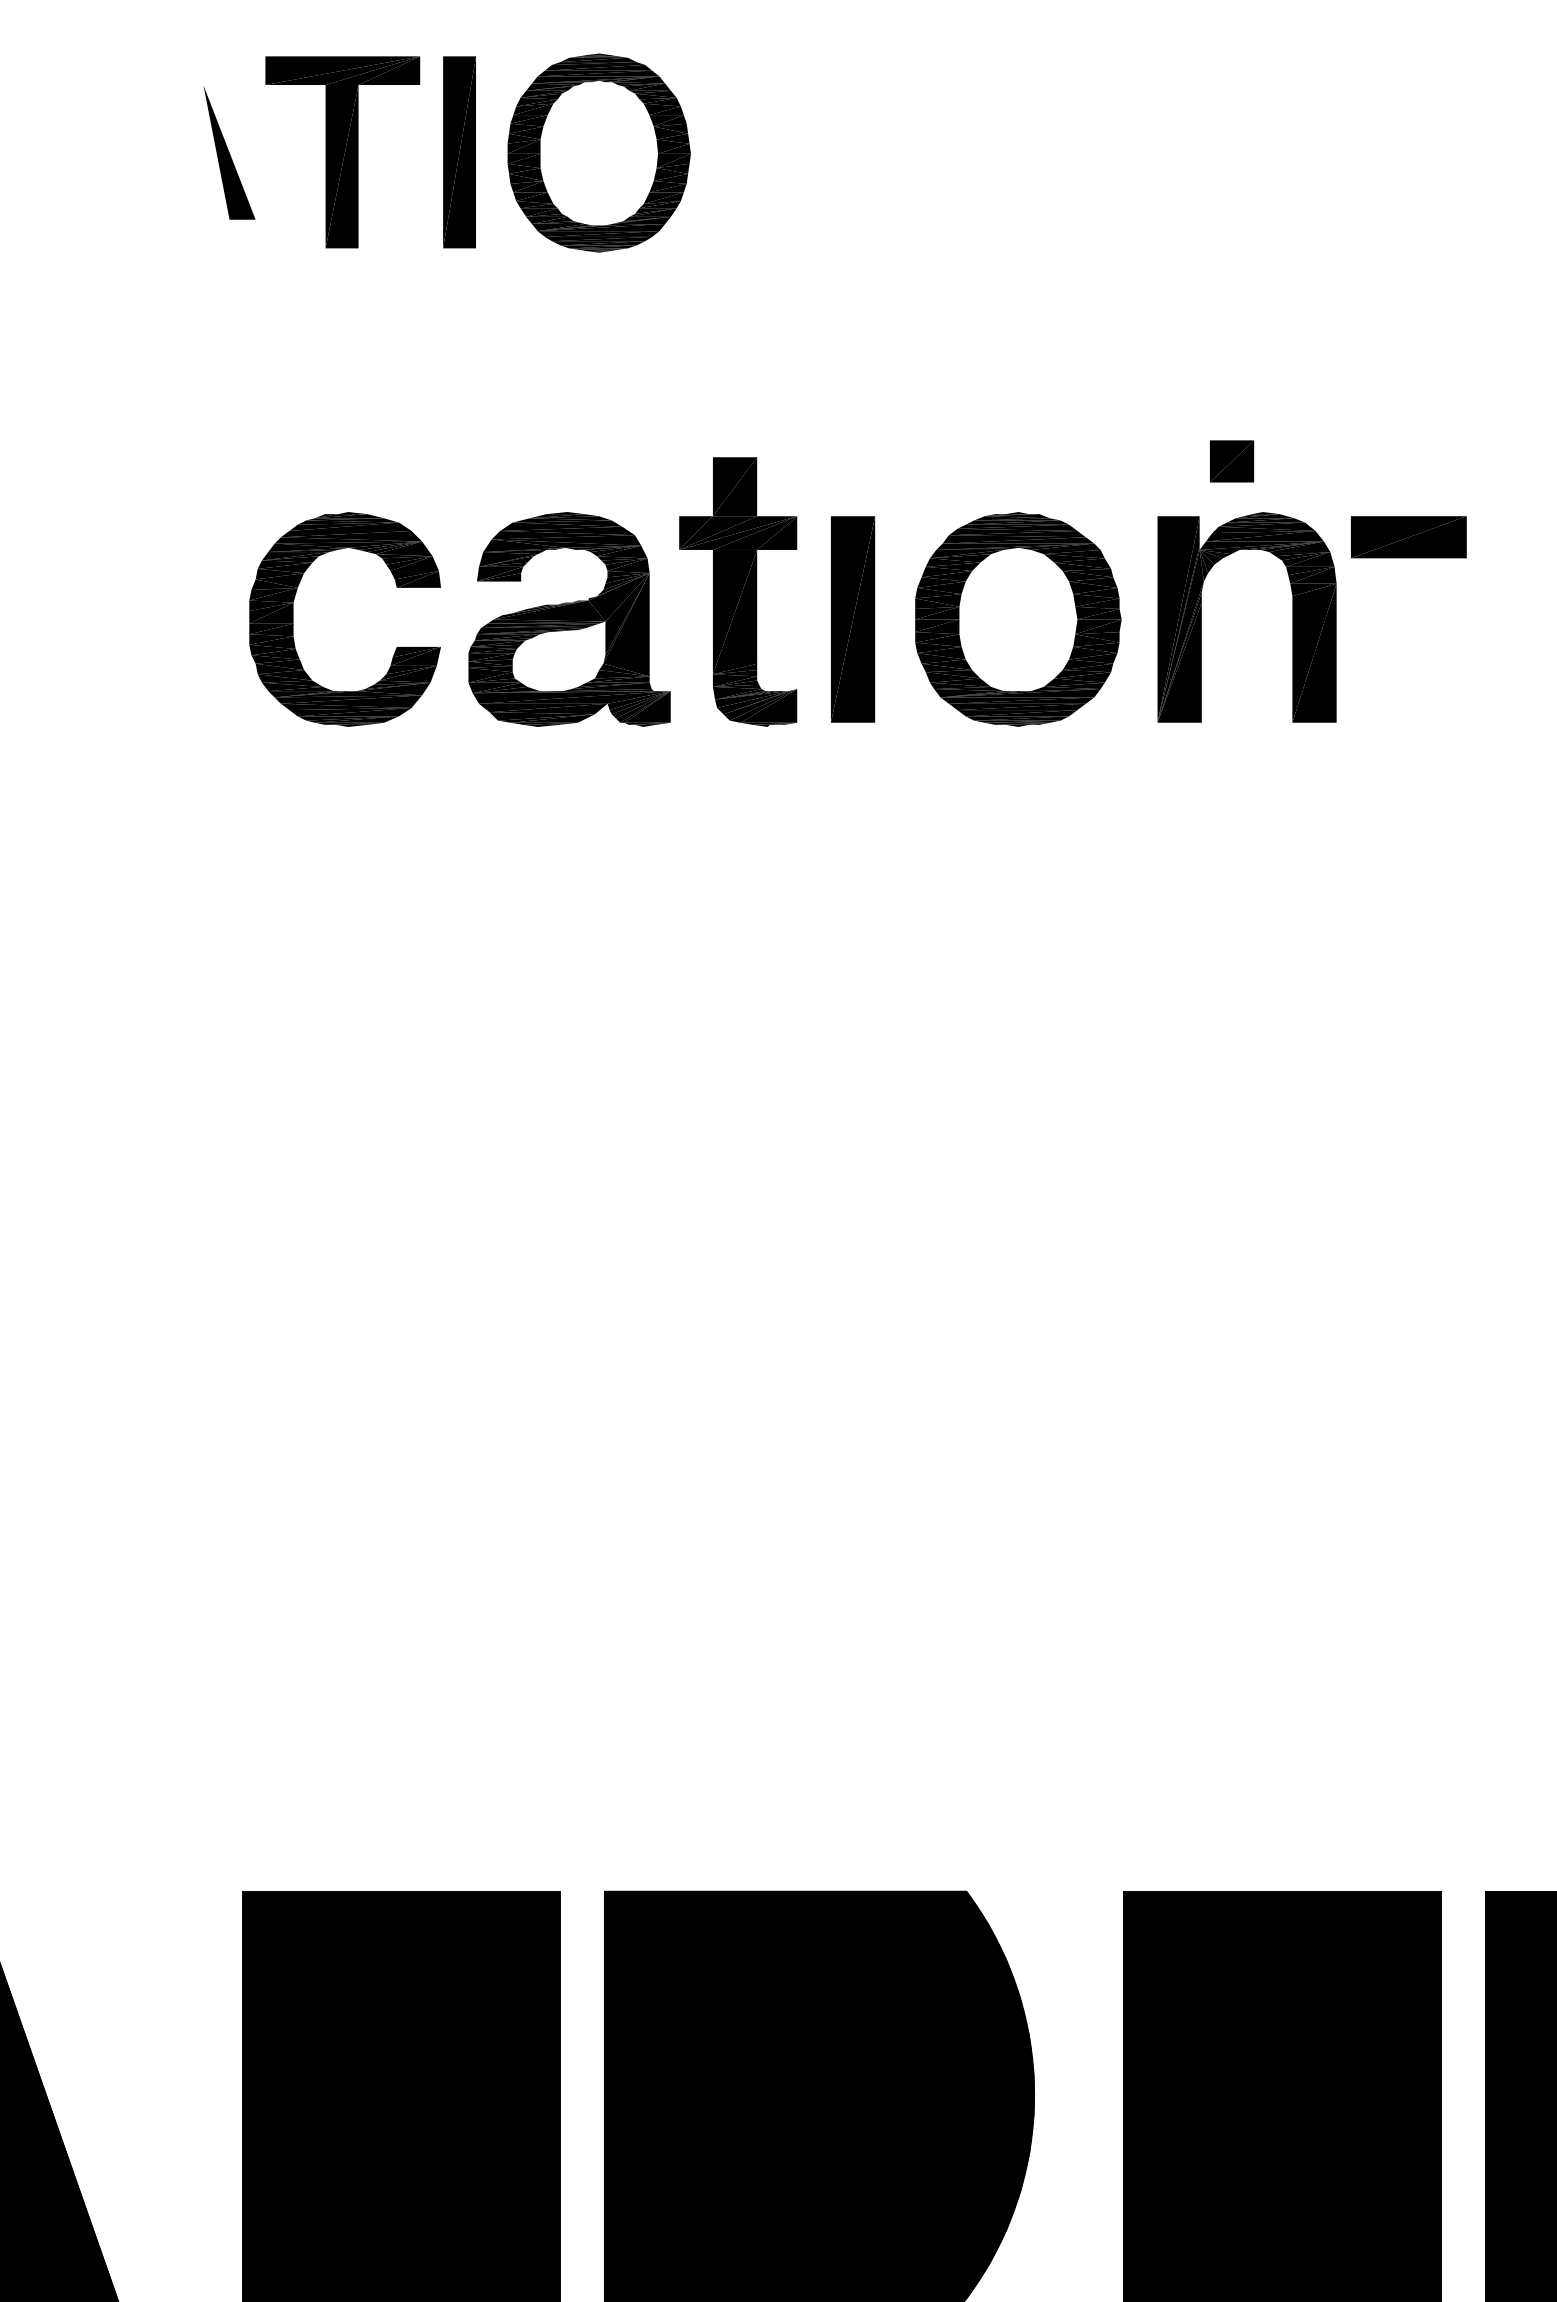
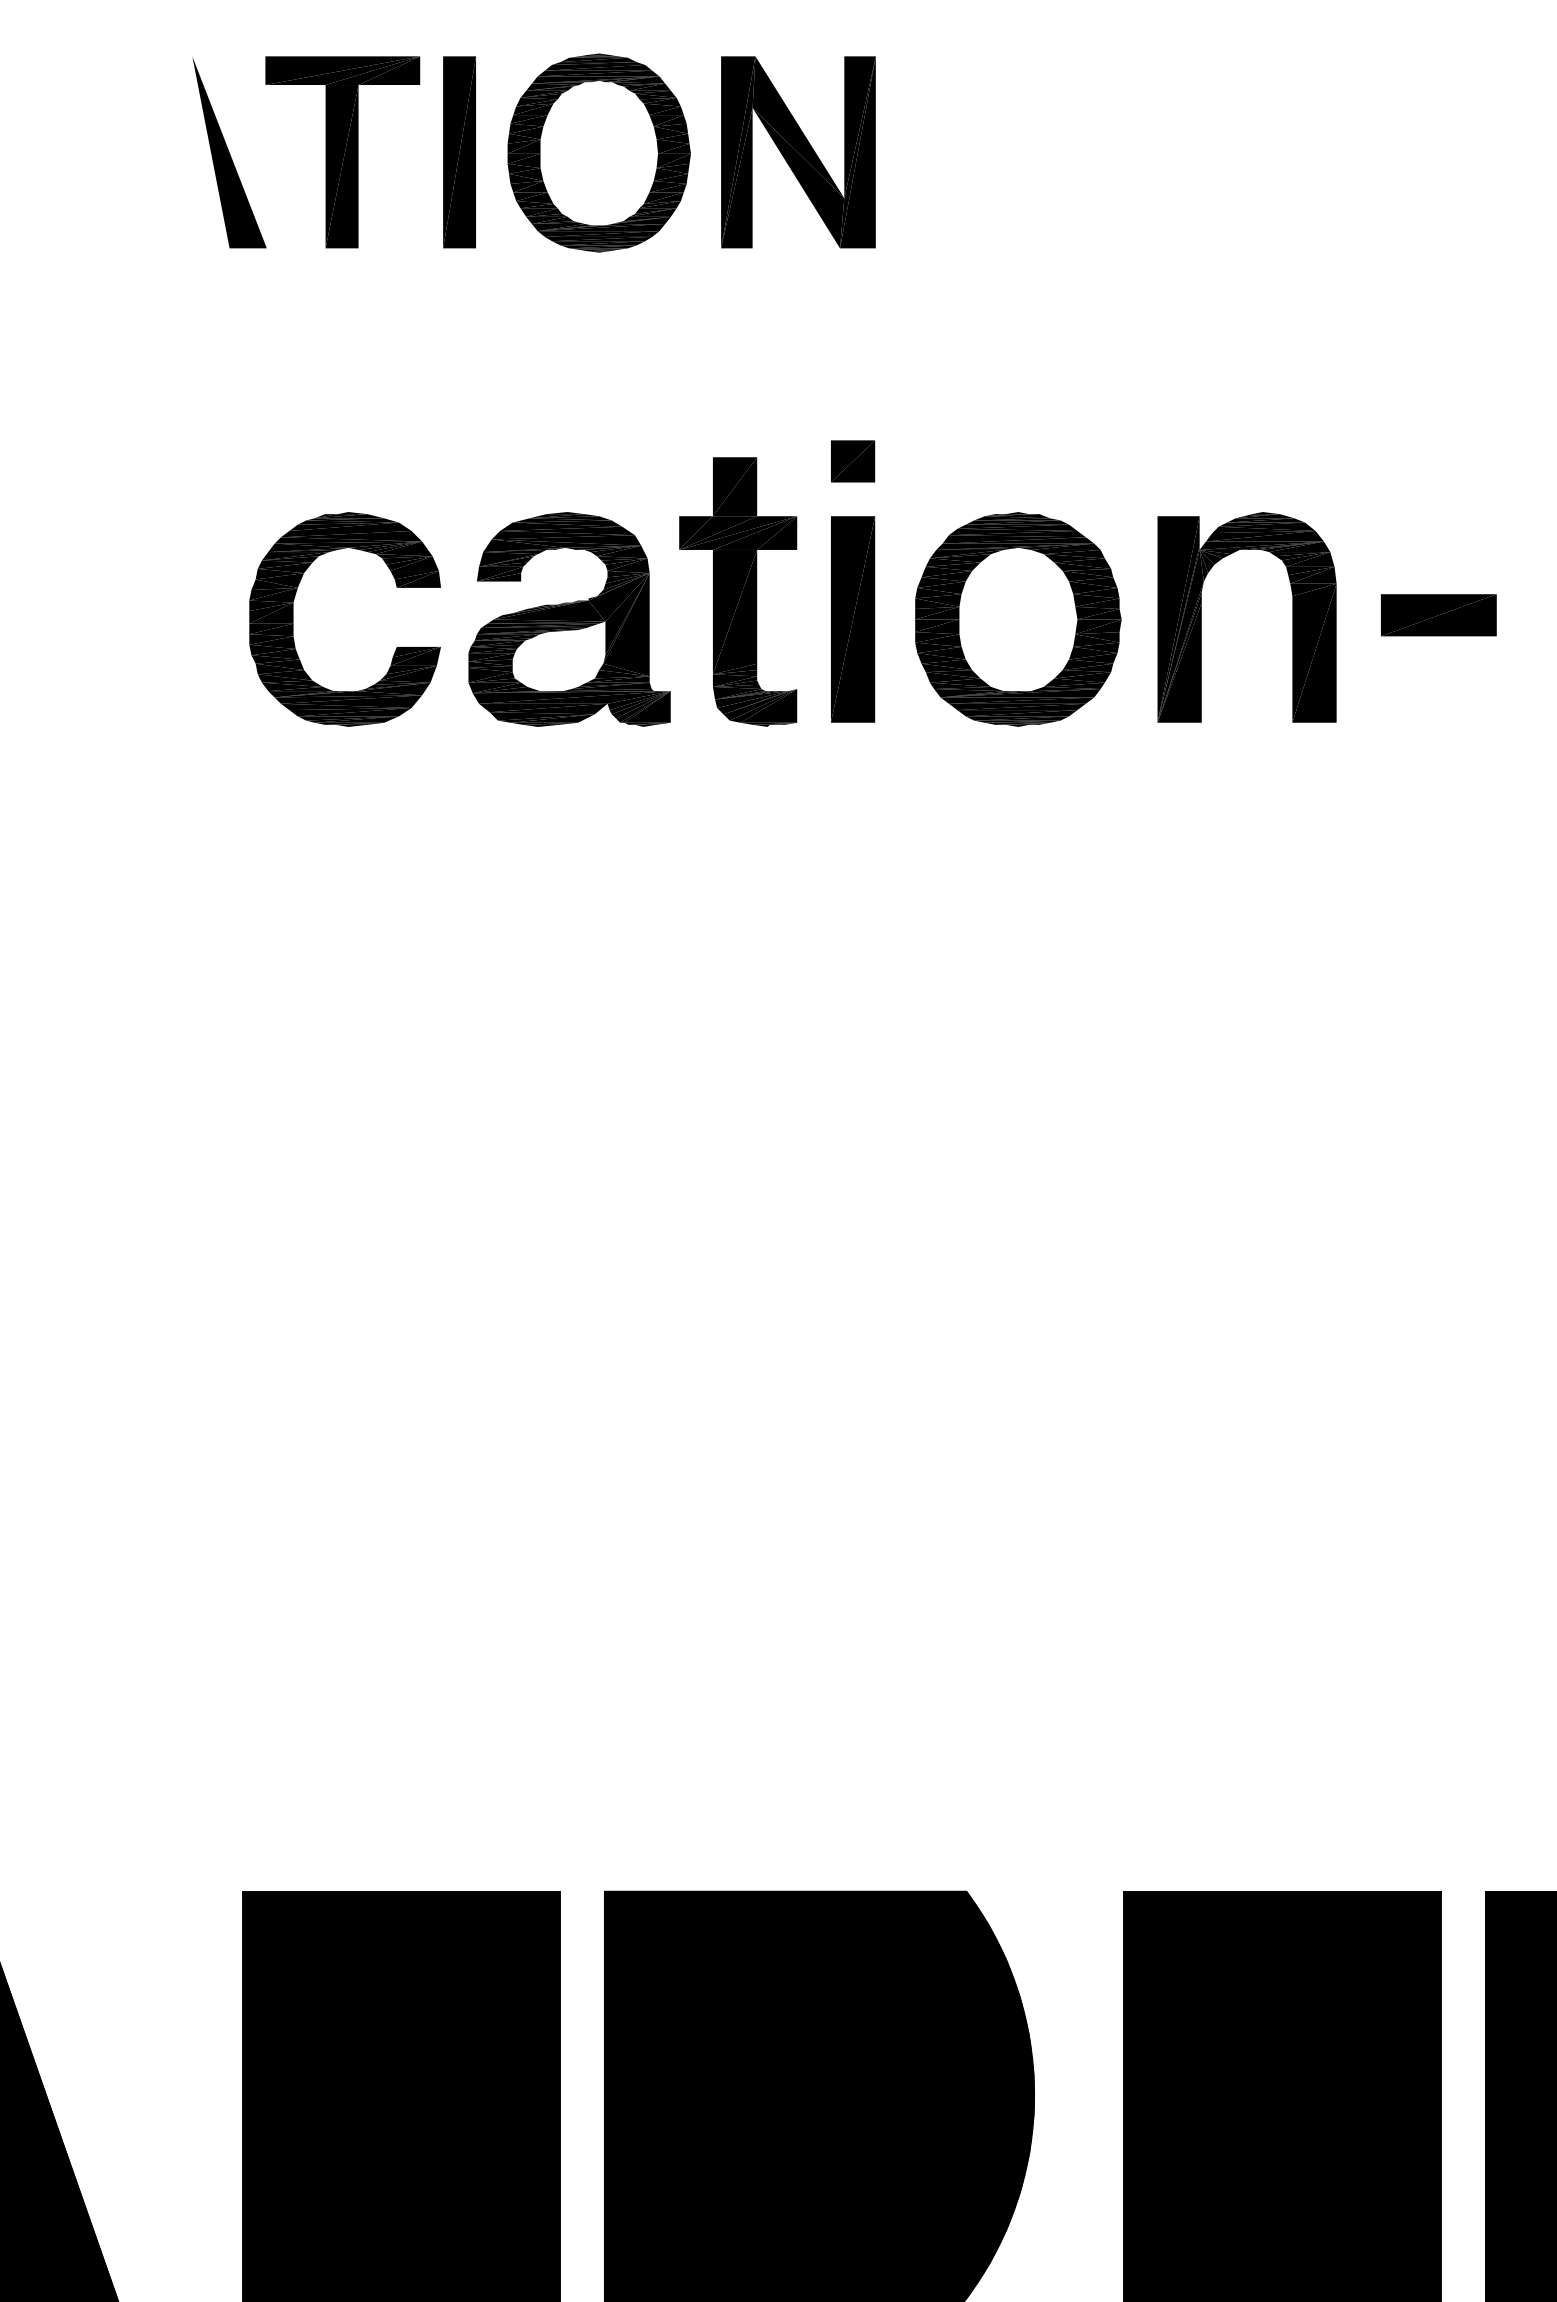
part size: 53x134 px -> 75x192 px (229, 152)
part: none -> present (798, 152)
part position: (1232, 461) -> (853, 461) (853, 461)
part position: (1408, 537) -> (1438, 615) (1438, 615)
